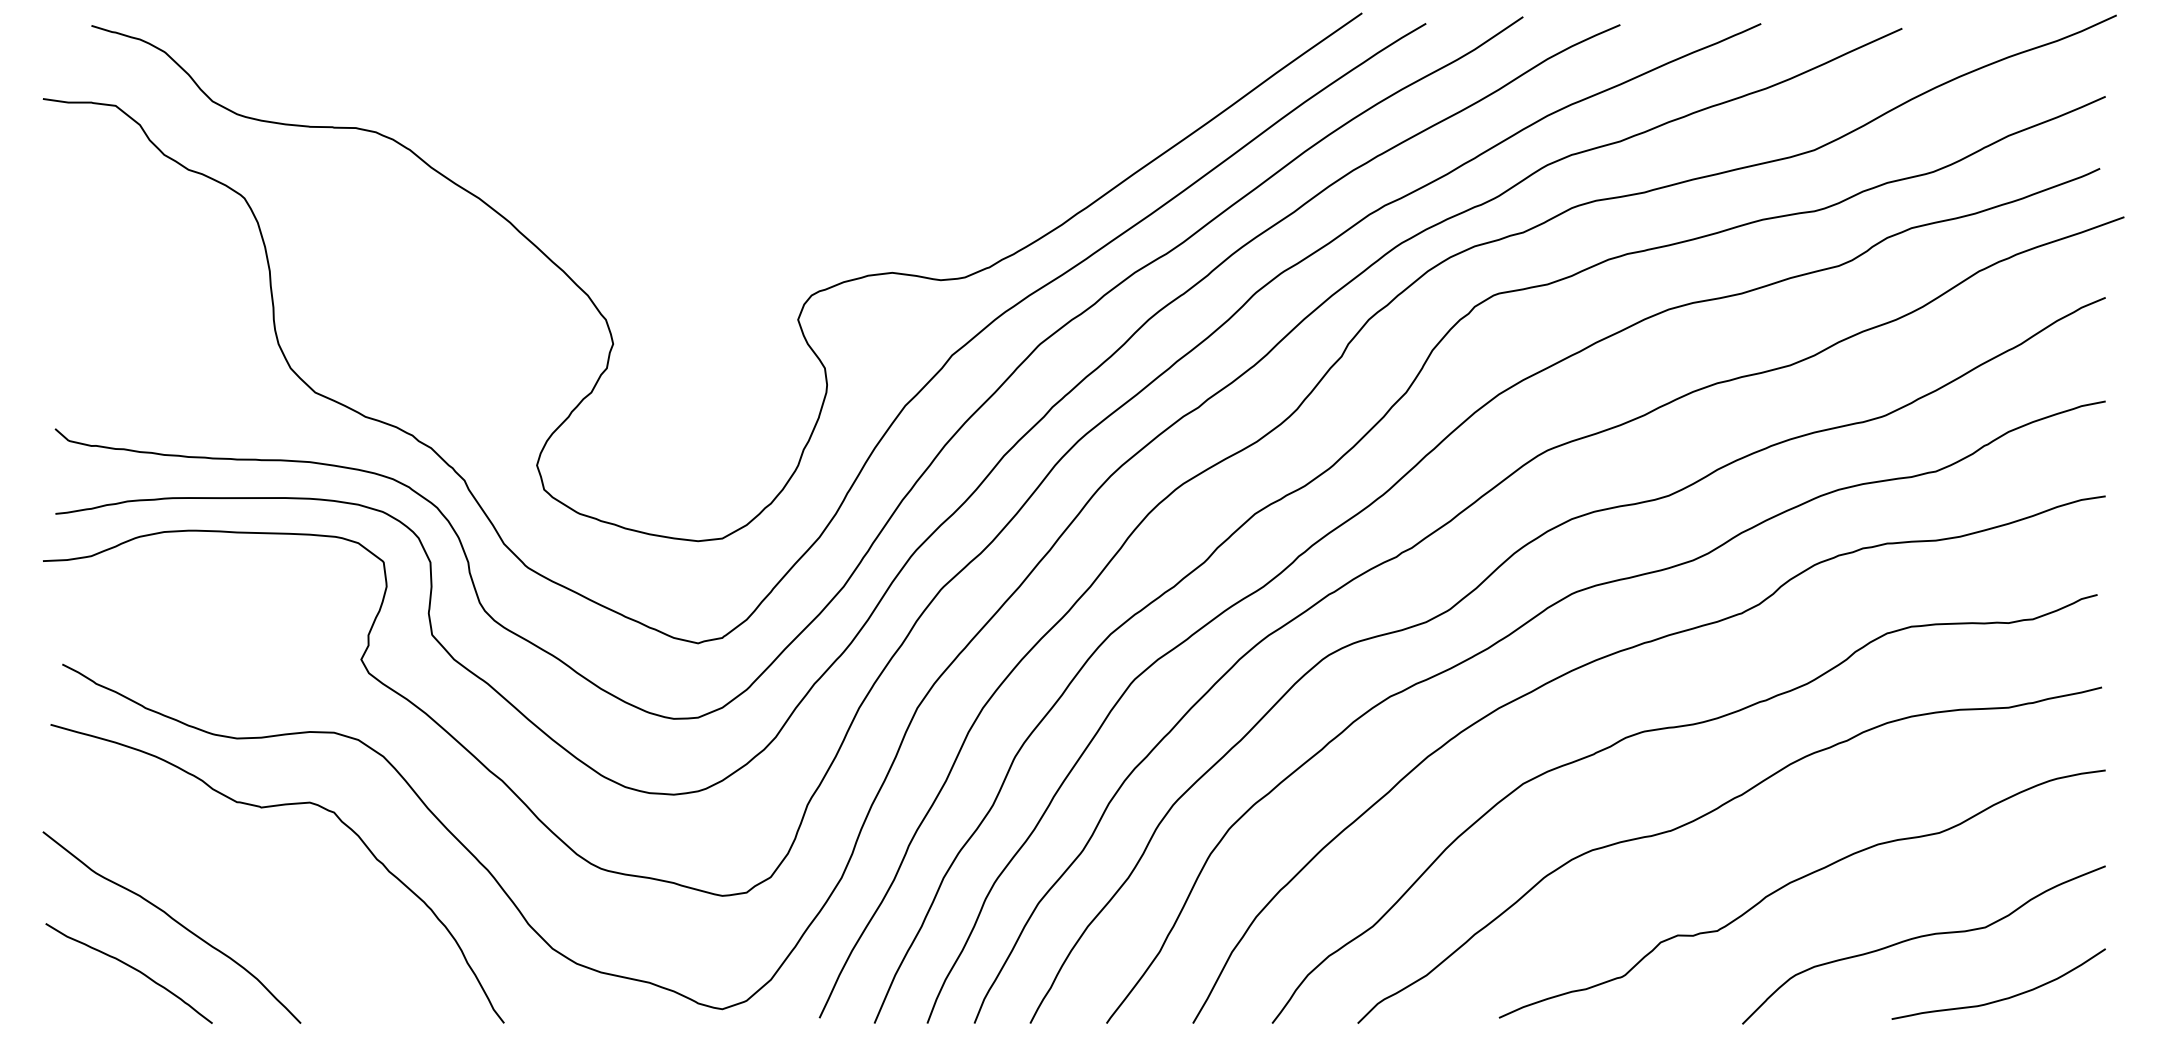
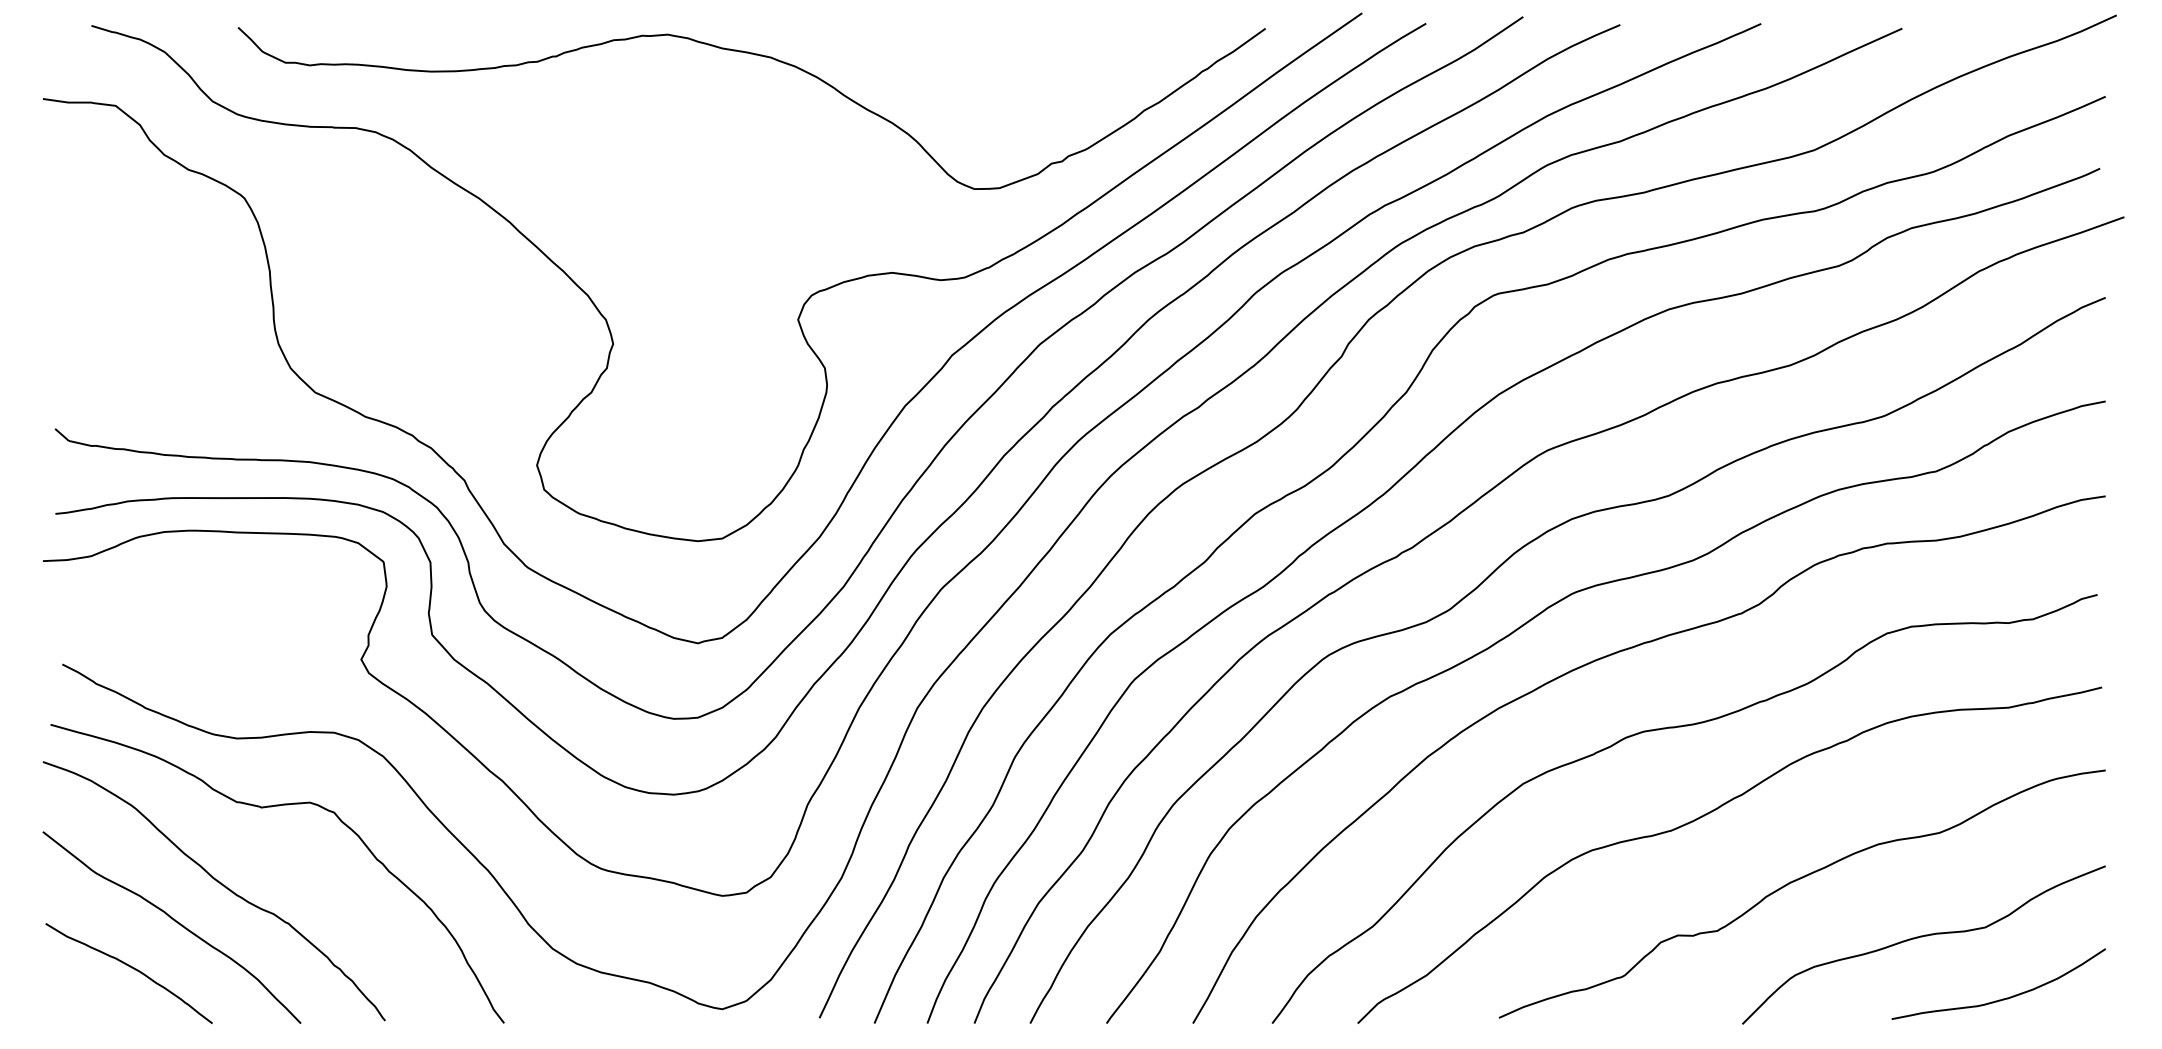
curve: none -> present (764, 57)
curve: none -> present (217, 882)
